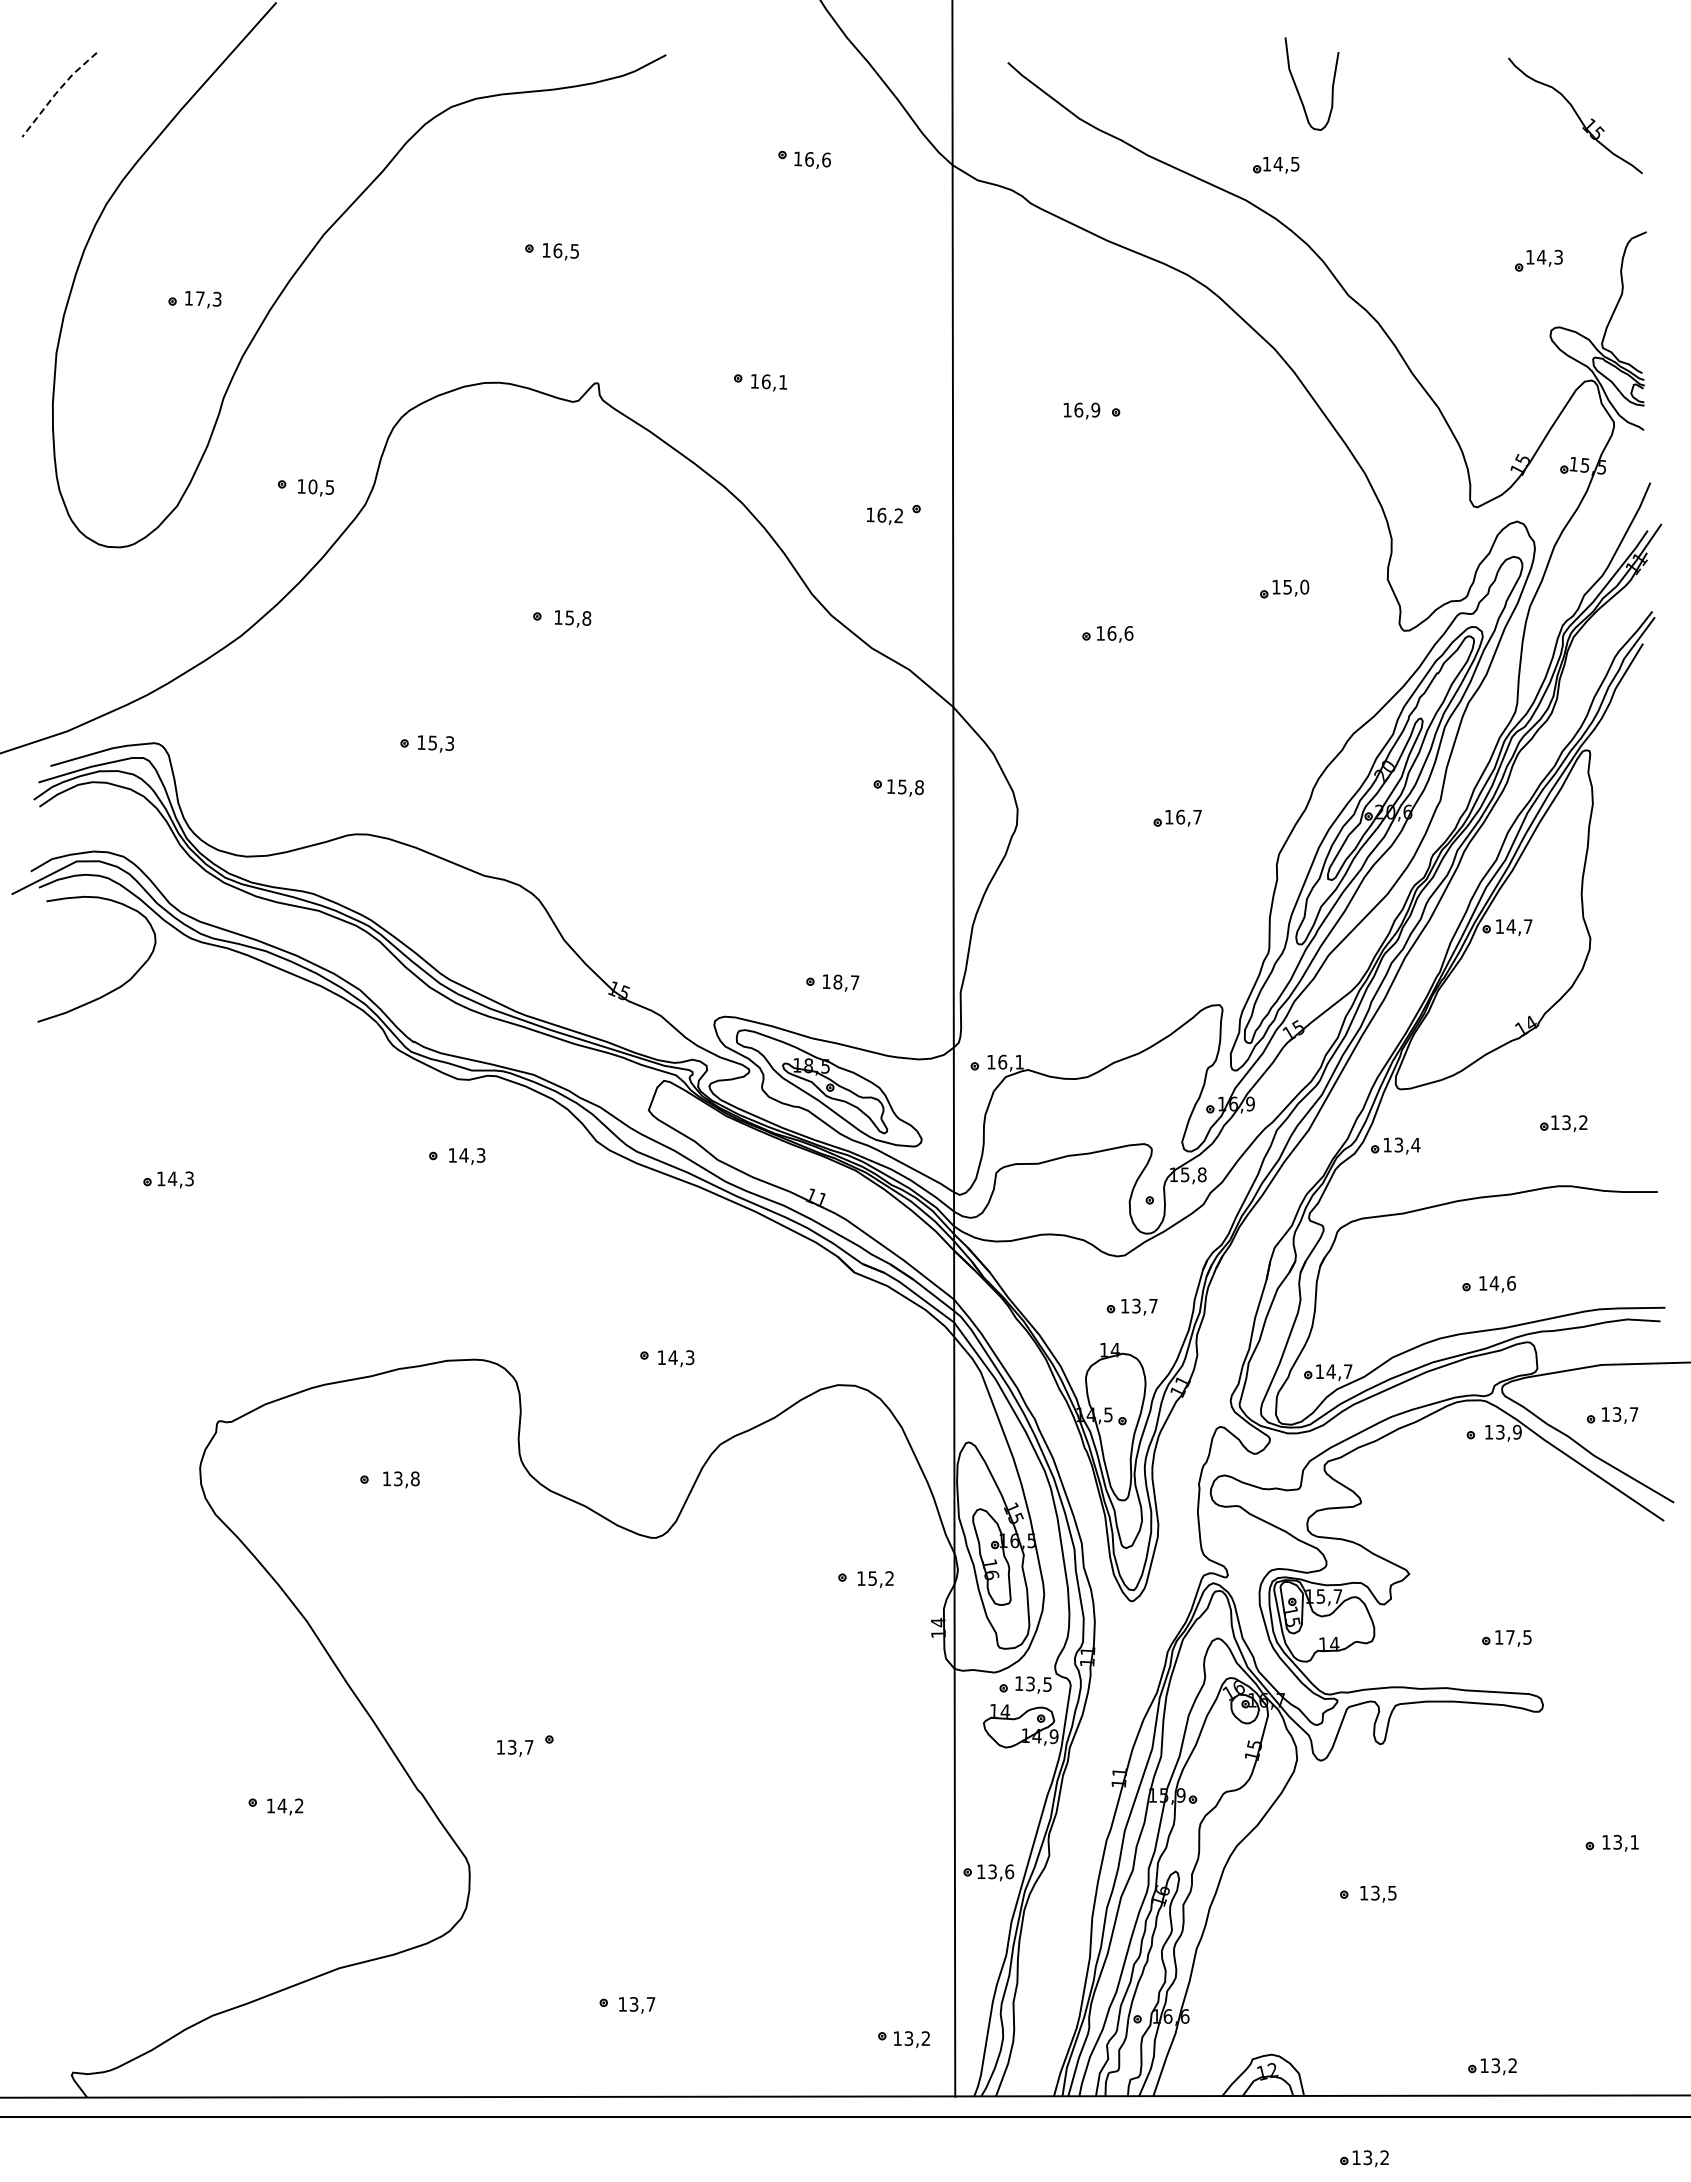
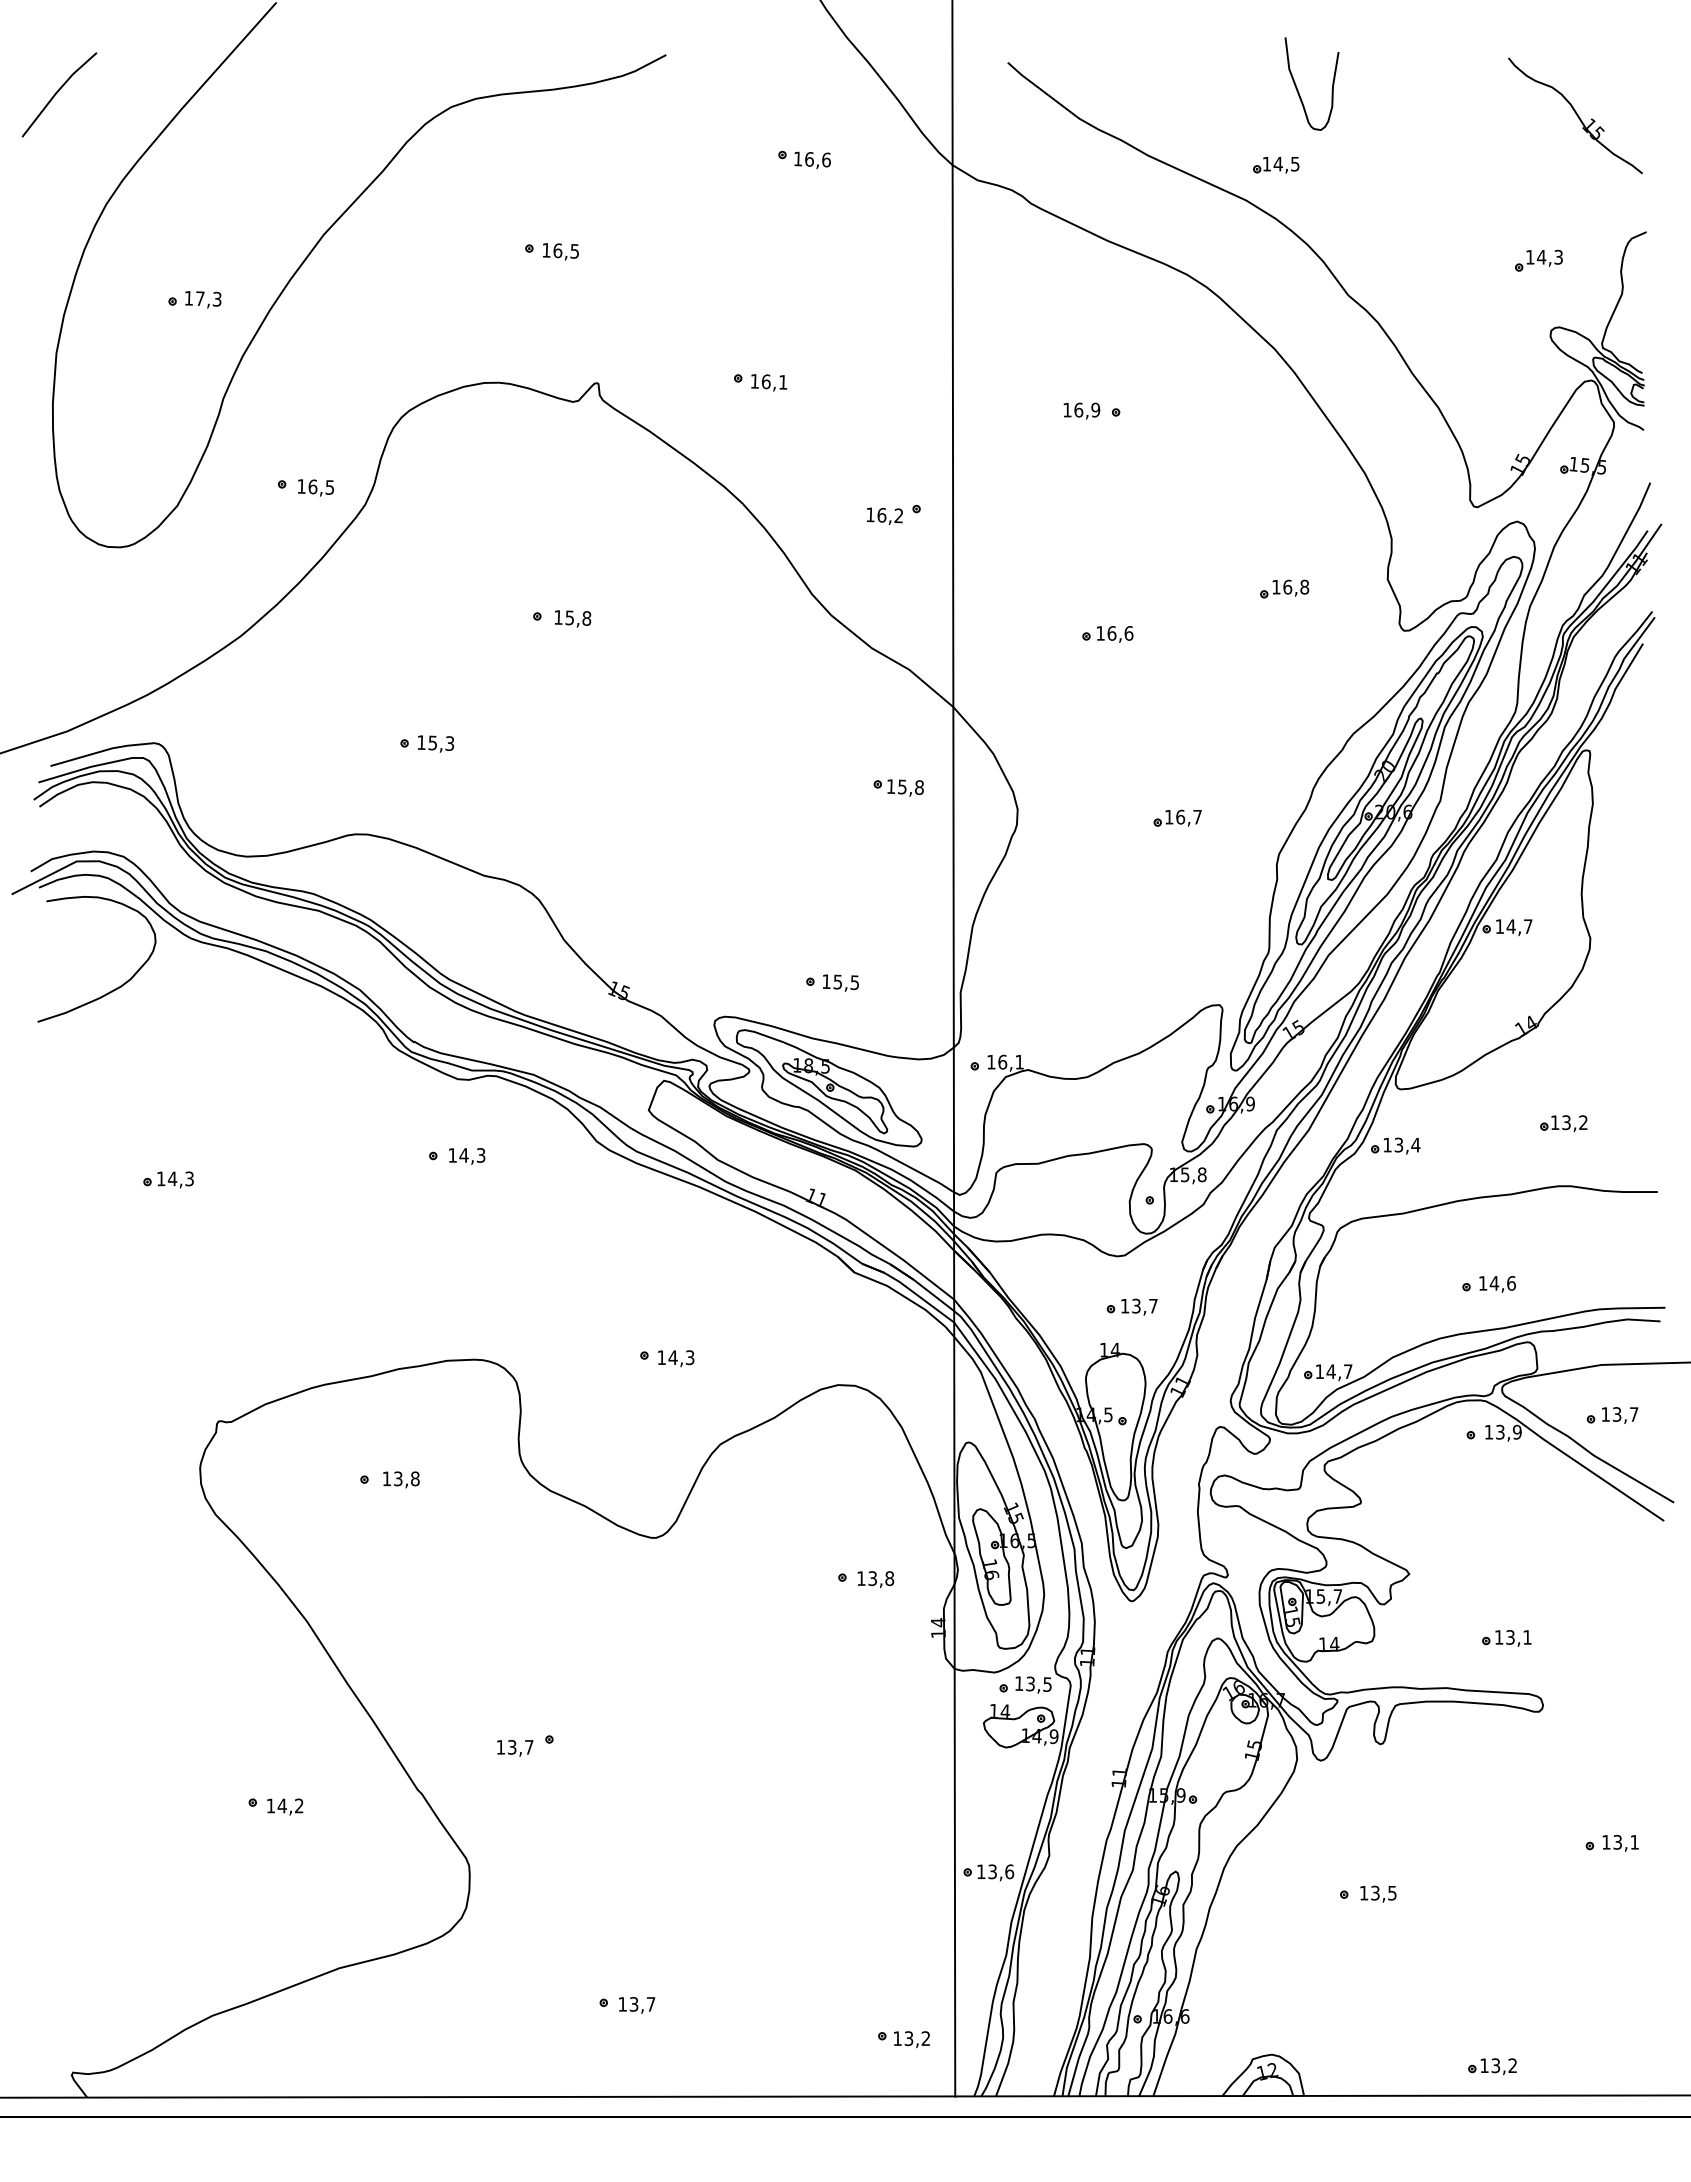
line: dashed -> solid (57, 92)
text: 10,5 -> 16,5 (312, 486)
text: 15,0 -> 16,8 (1296, 586)
text: 18,7 -> 15,5 (846, 982)
text: 15,2 -> 13,8 (881, 1578)
text: 17,5 -> 13,1 (1518, 1637)
part: present -> none (1364, 2158)
